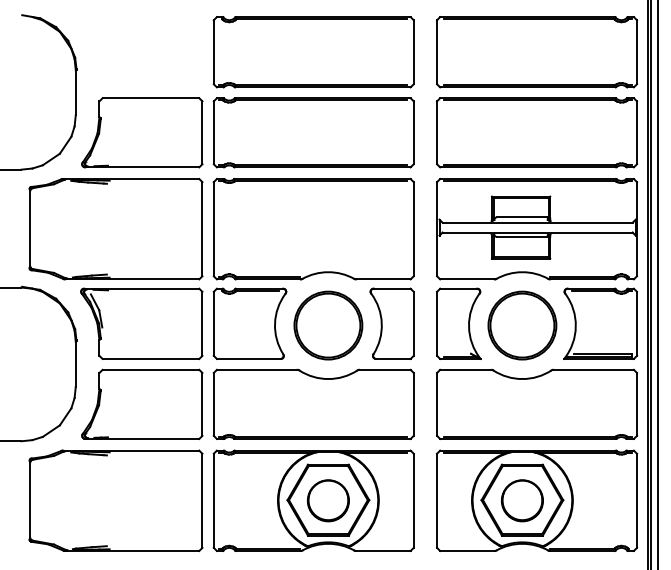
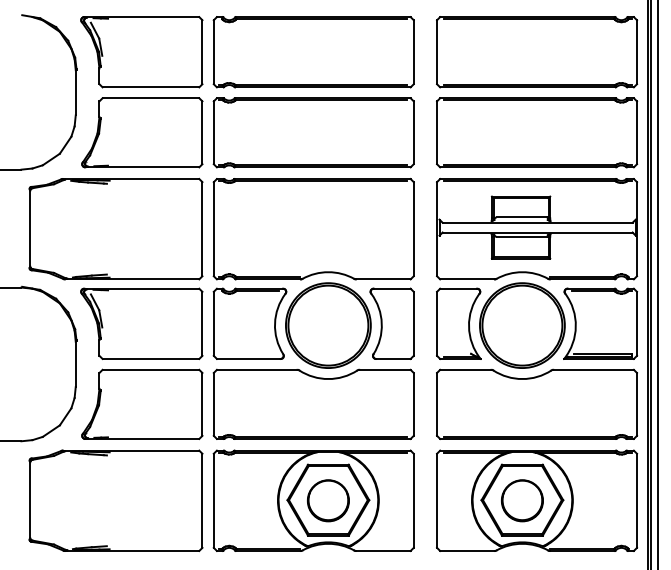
part: none -> present (141, 52)
part size: 71x71 px -> 87x87 px (328, 325)
part size: 71x71 px -> 87x87 px (522, 325)
